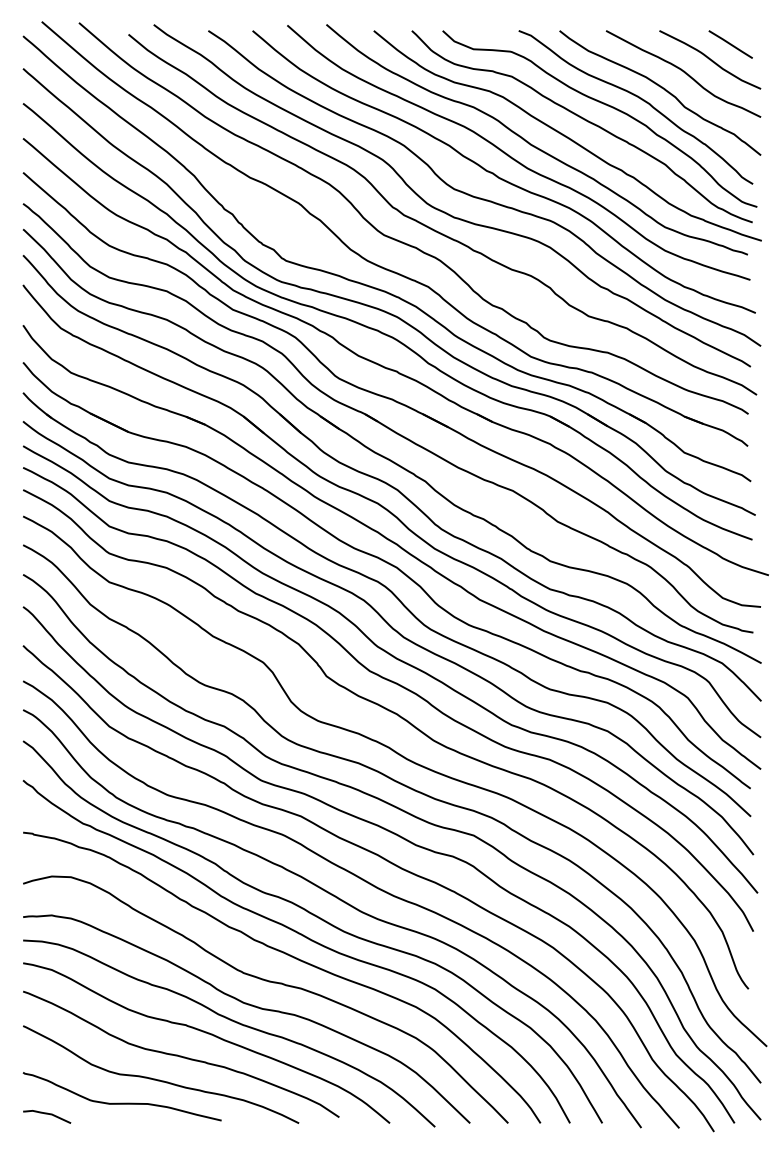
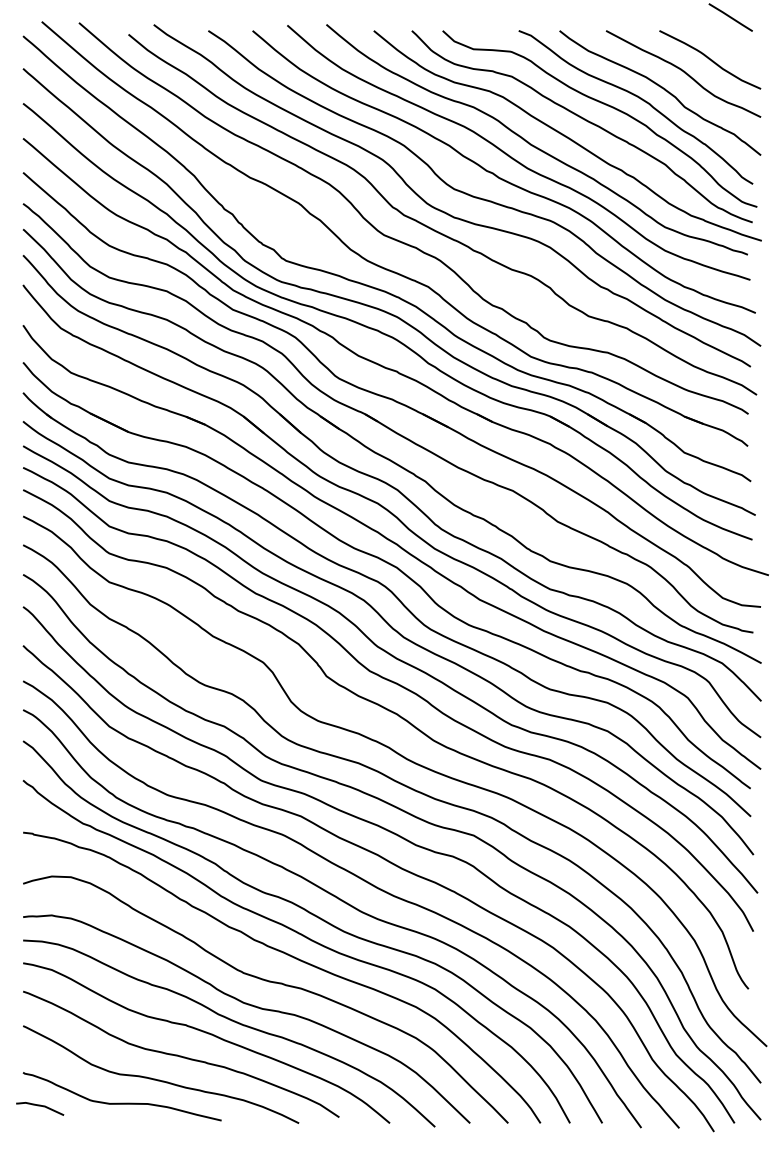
line position: (730, 44) -> (730, 17) (730, 17)
curve position: (47, 1114) -> (40, 1106) (40, 1106)
